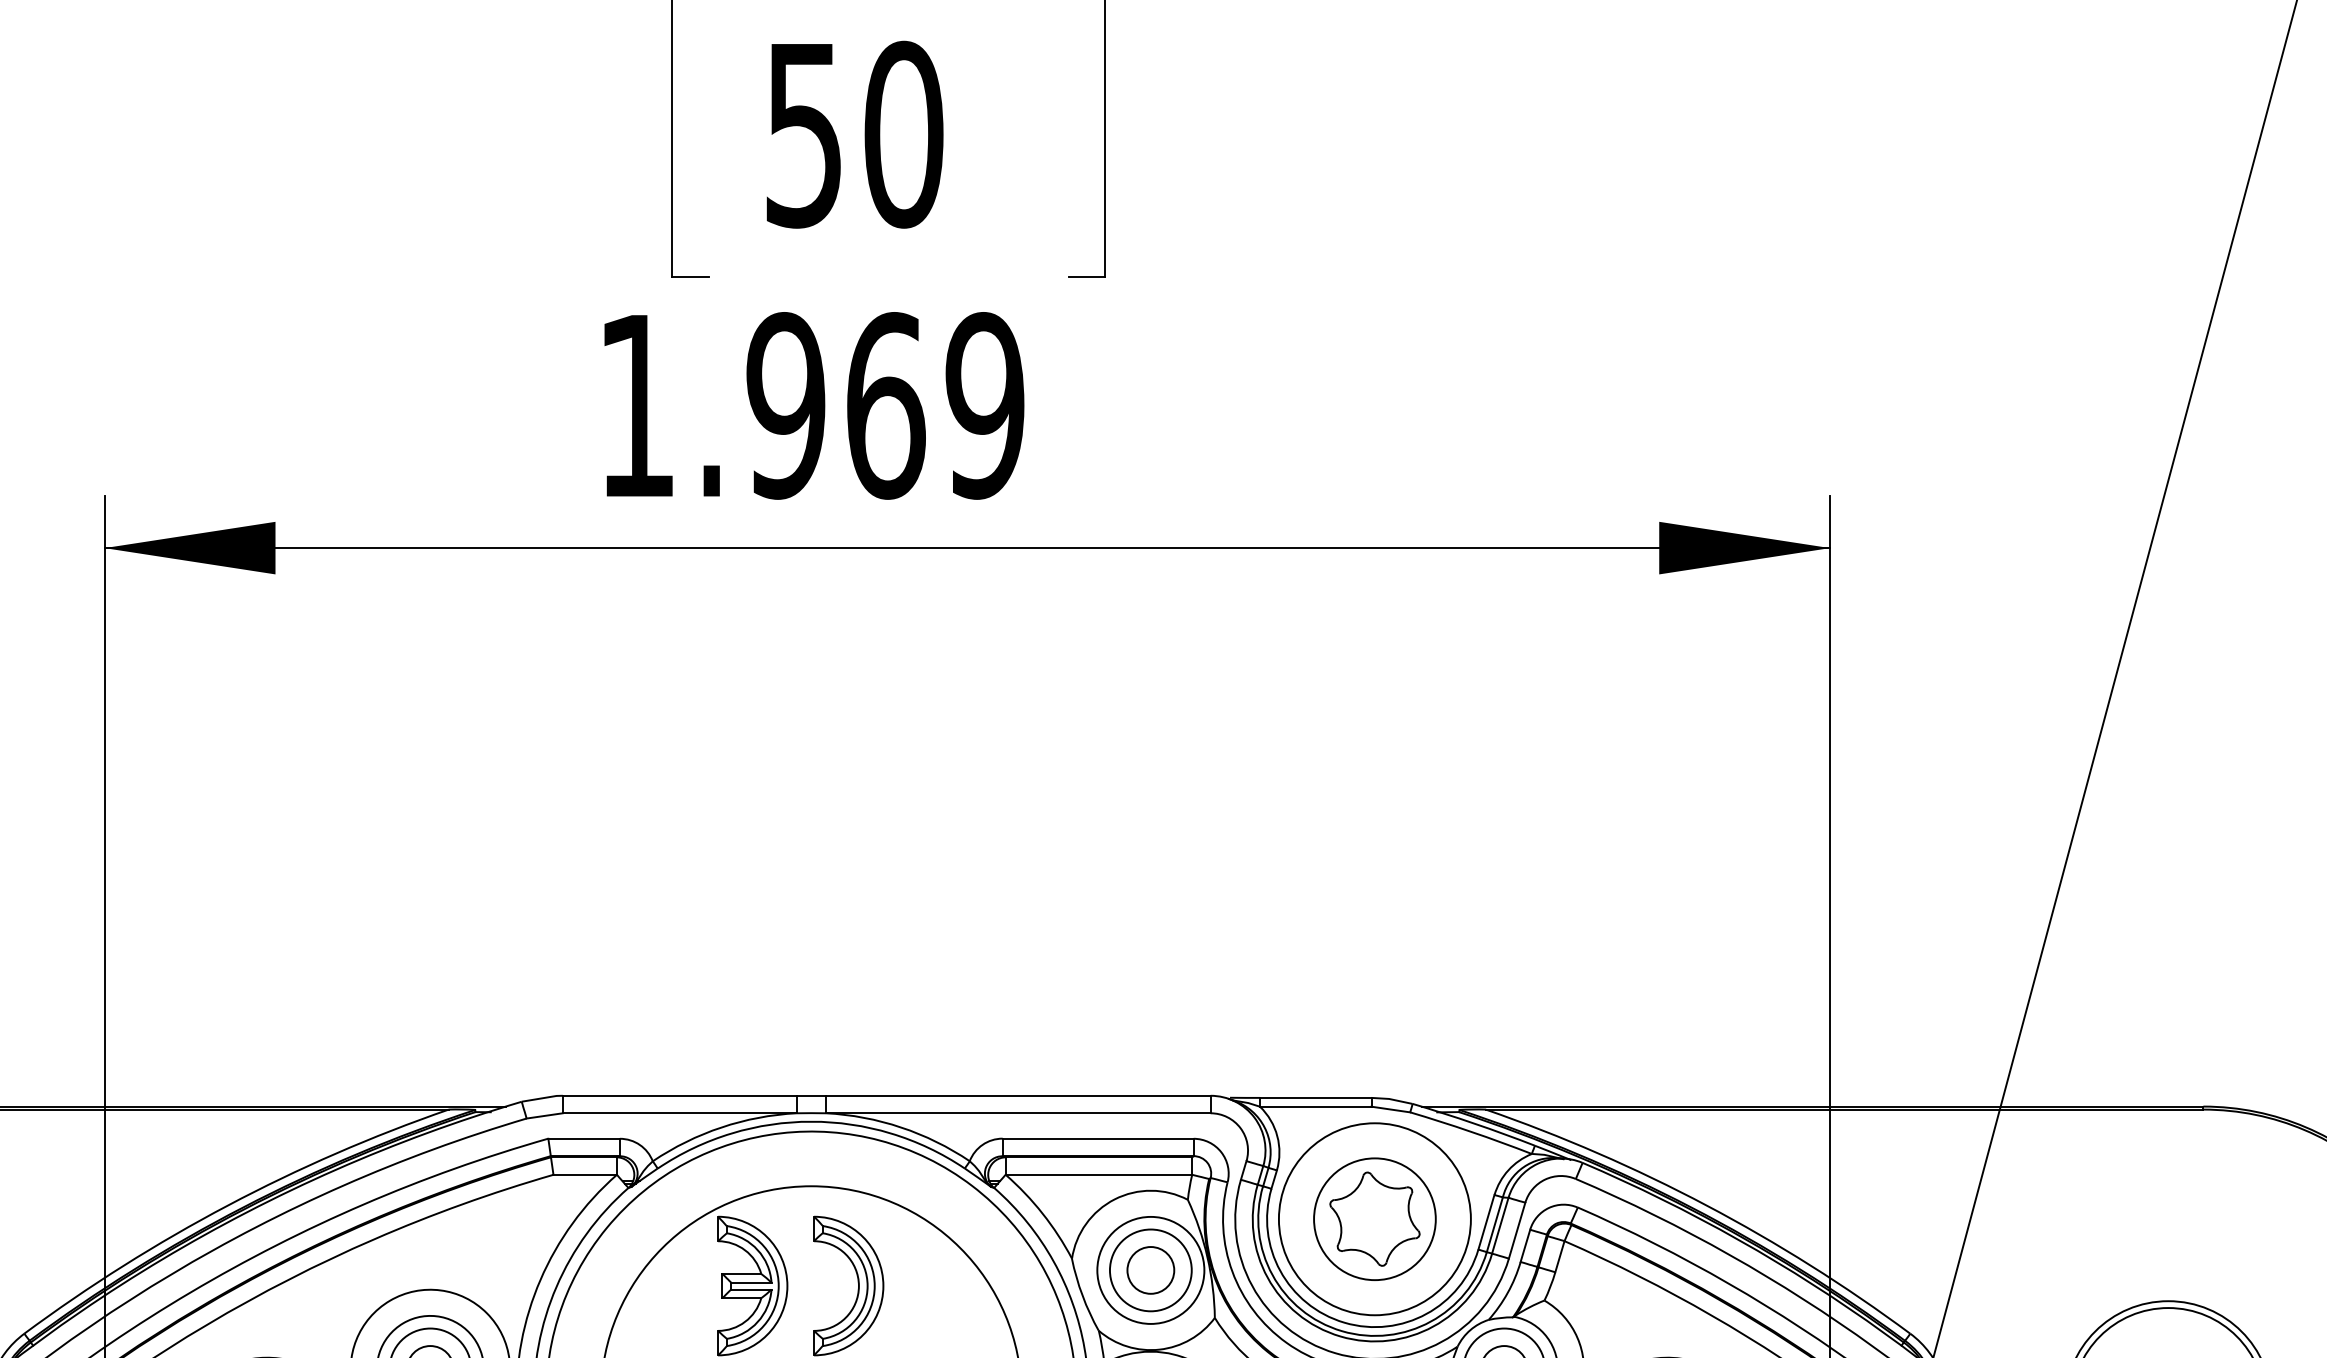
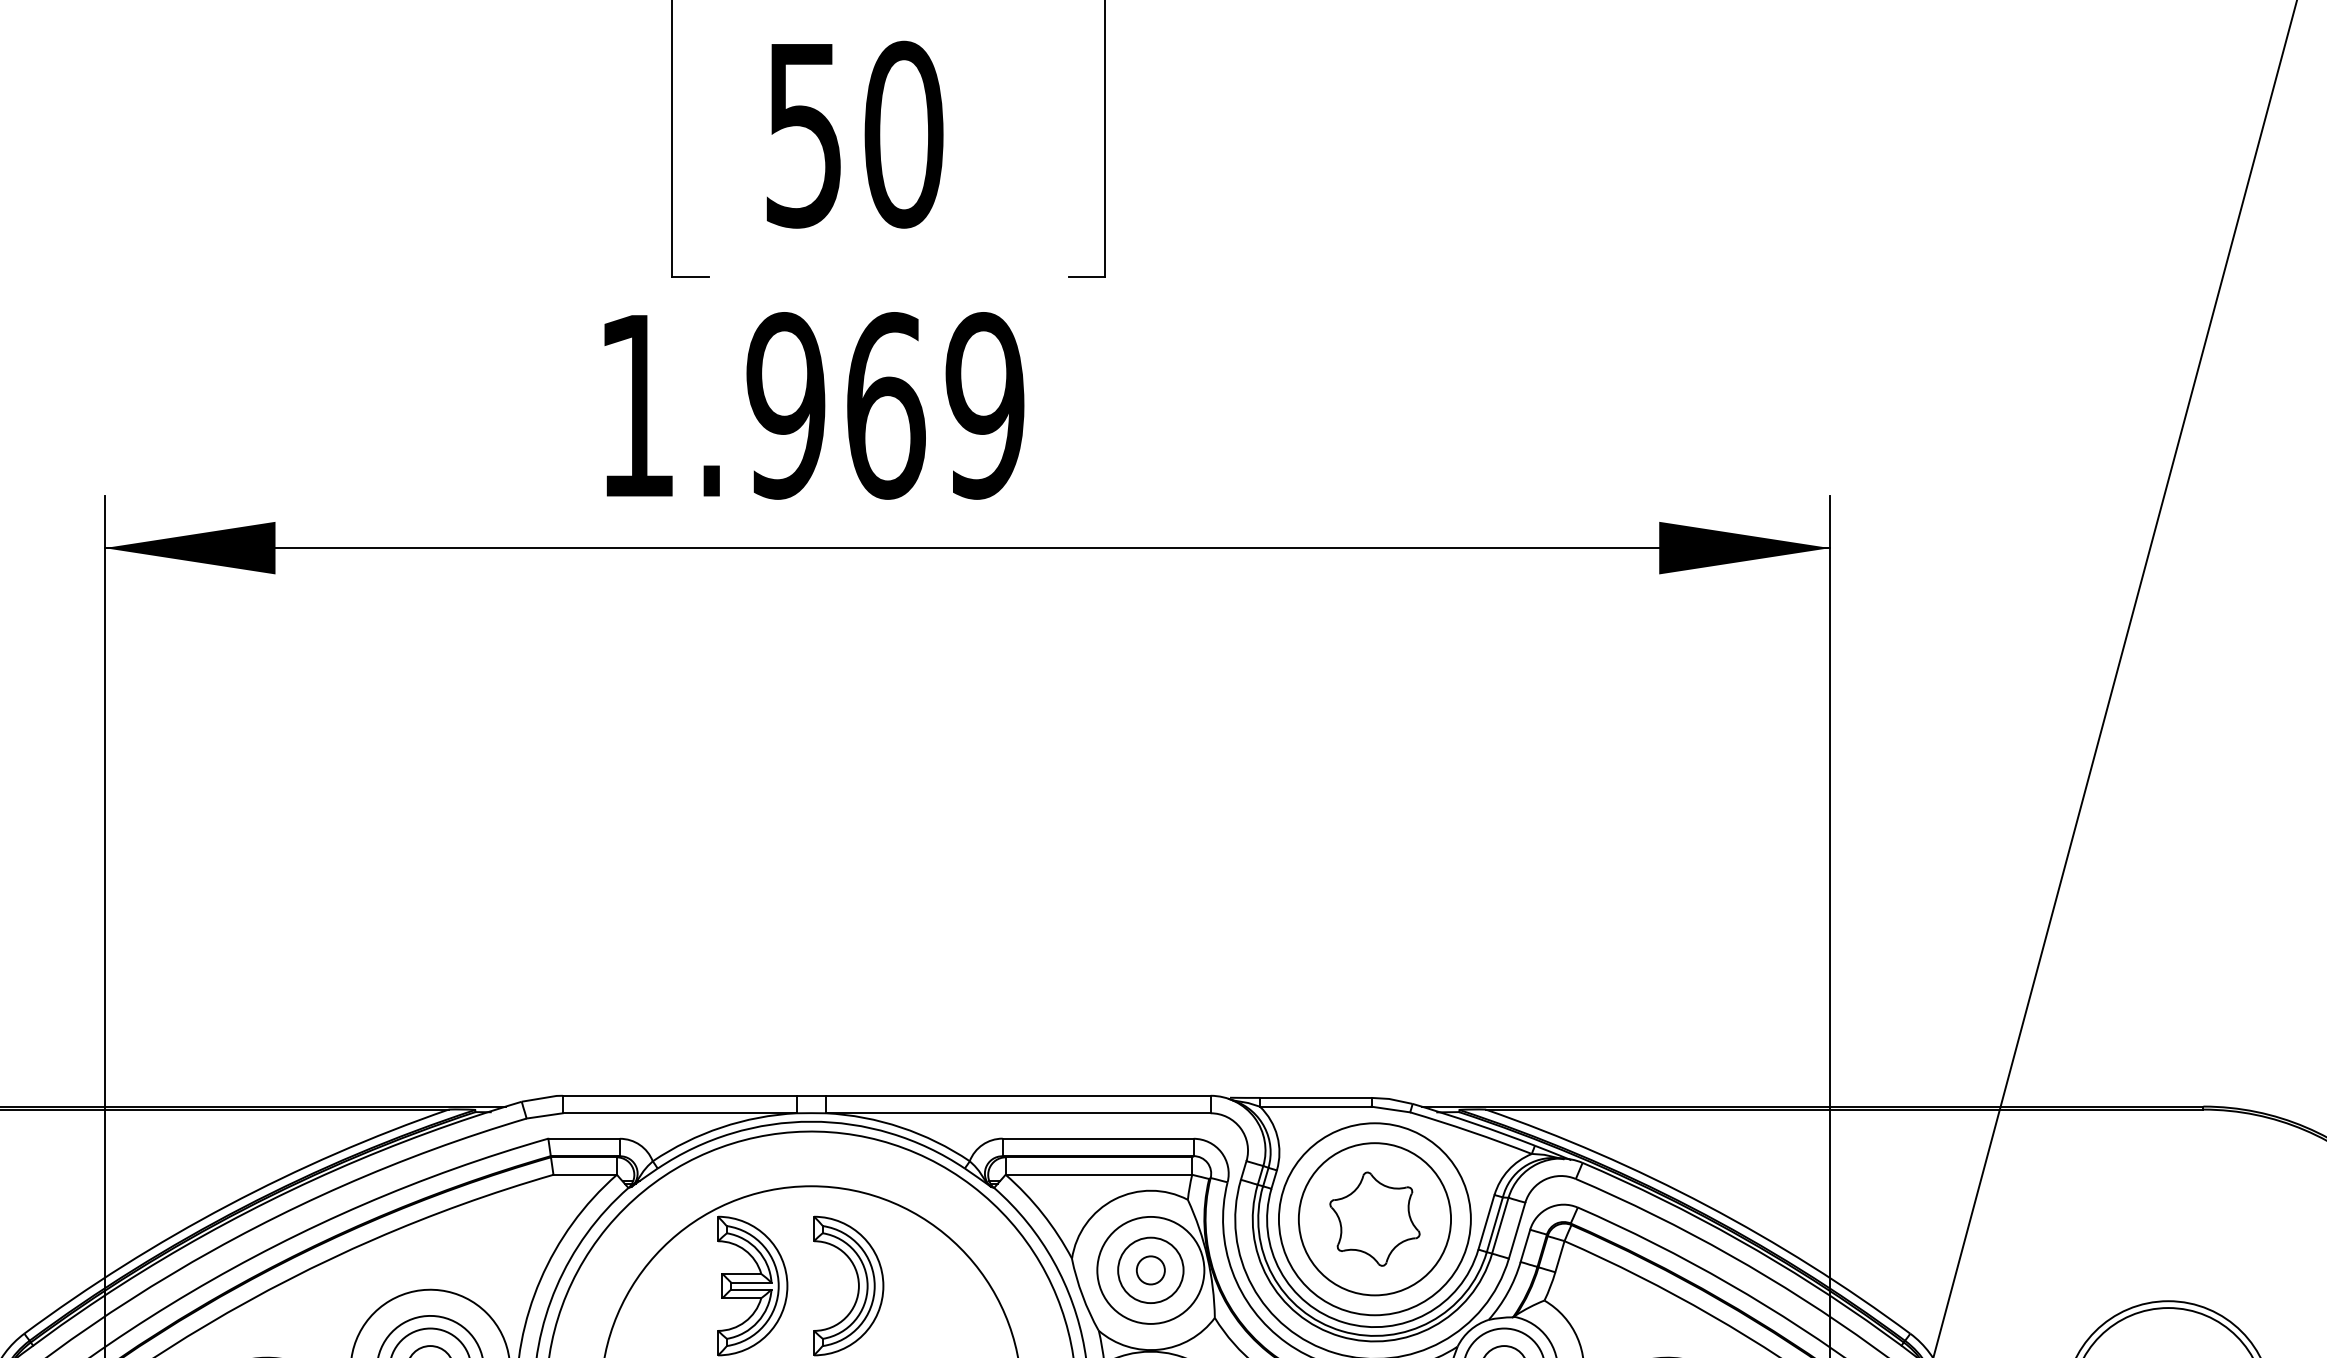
circle diameter: 122 px -> 152 px (1374, 1219)
circle diameter: 47 px -> 28 px (1150, 1270)
circle diameter: 82 px -> 65 px (1150, 1270)
